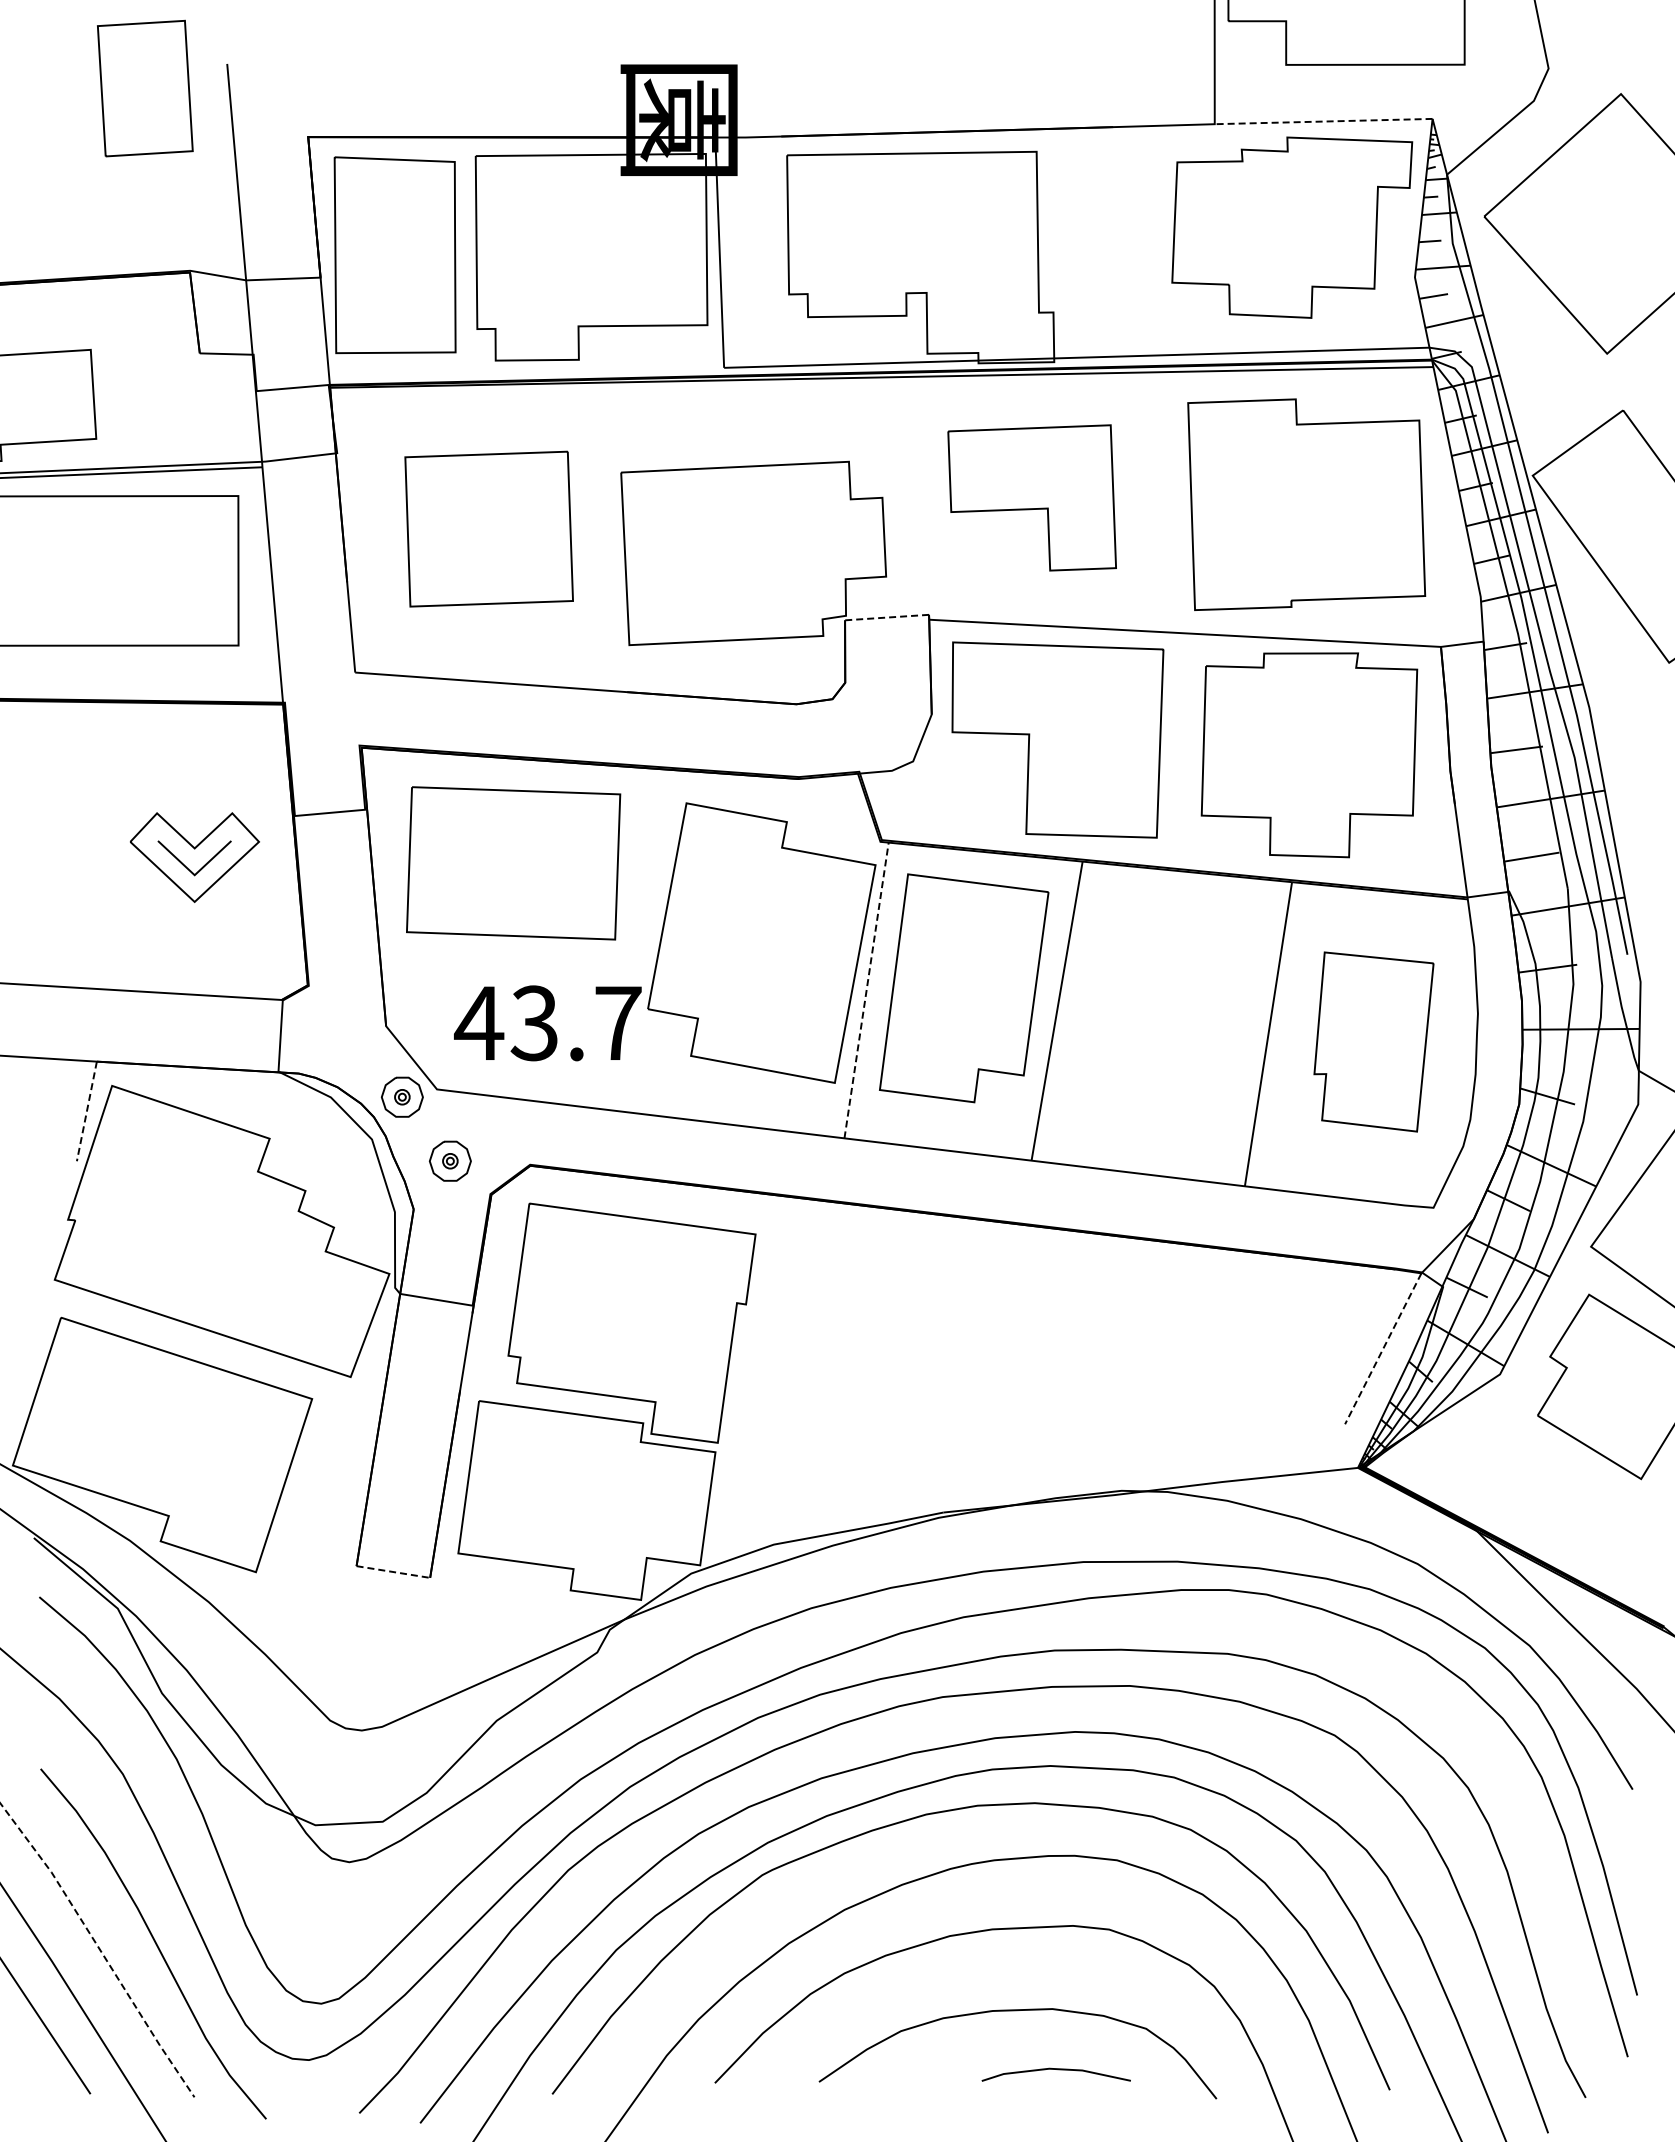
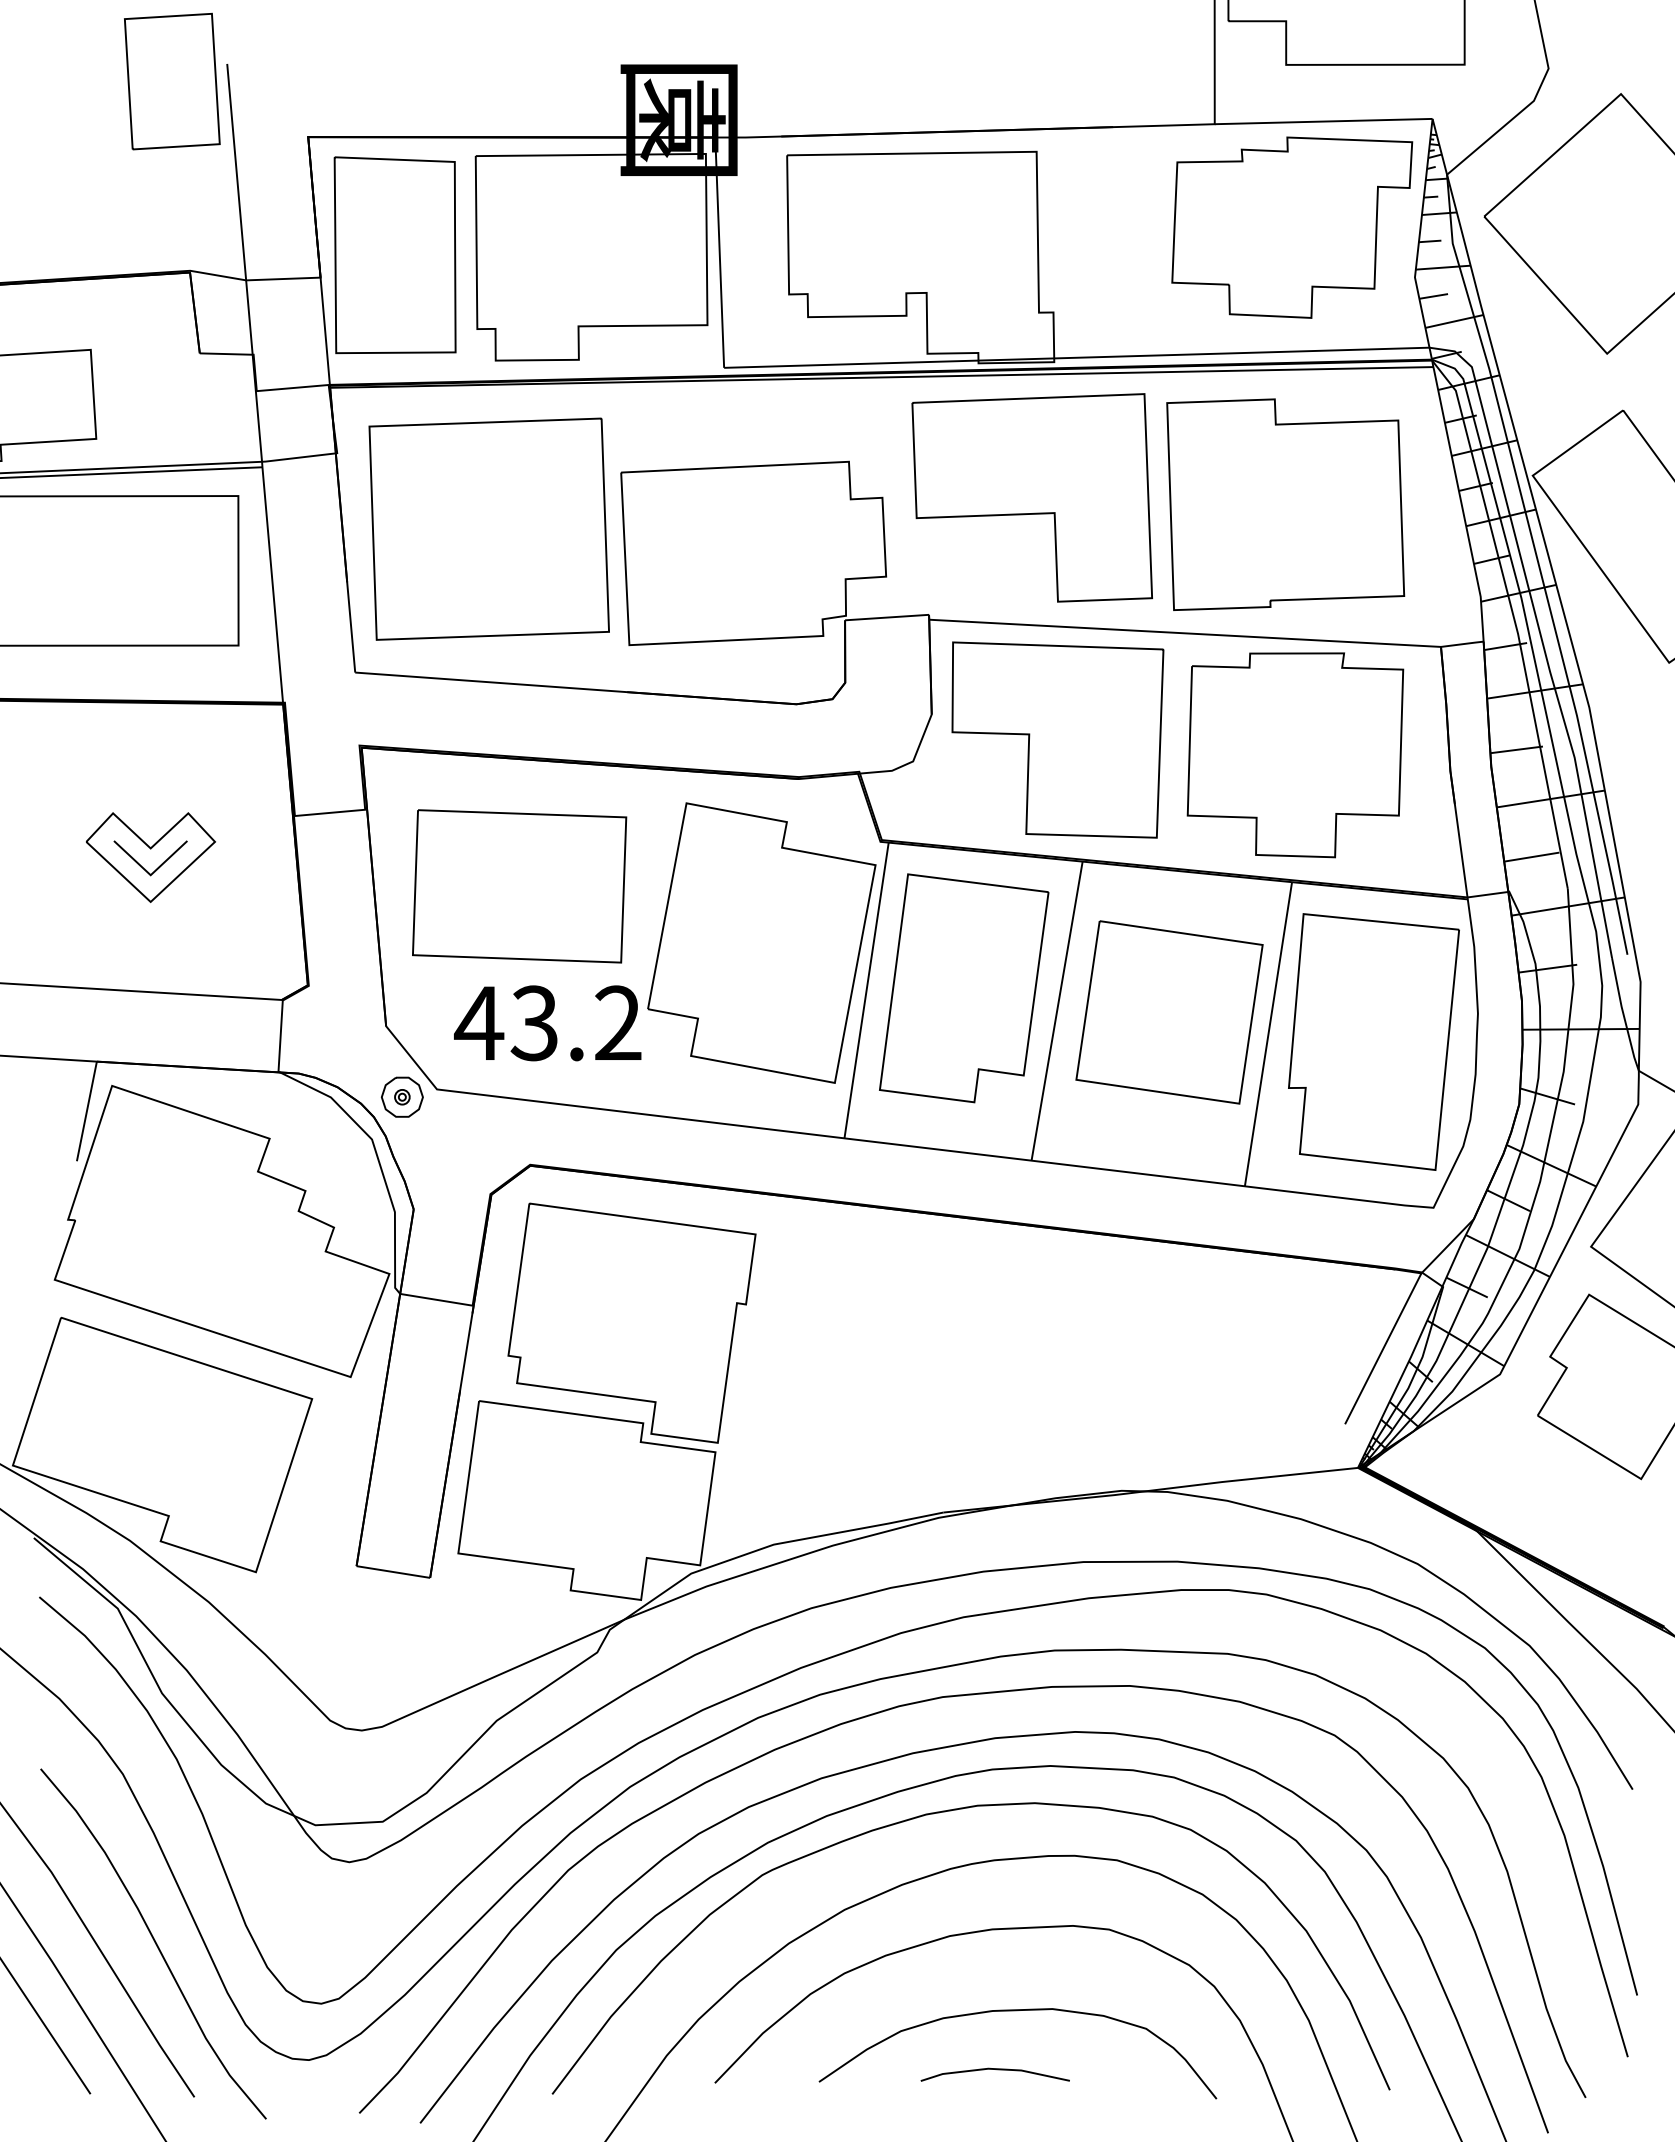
part position: (145, 88) -> (172, 81) (172, 81)
line: dashed -> solid (1323, 121)
part size: 170x148 px -> 242x210 px (1031, 497)
part position: (1306, 504) -> (1285, 504) (1285, 504)
part size: 170x158 px -> 242x224 px (488, 528)
line: dashed -> solid (886, 617)
part position: (1309, 755) -> (1295, 755) (1295, 755)
part position: (194, 857) -> (150, 857) (150, 857)
part position: (513, 863) -> (519, 886) (519, 886)
line: dashed -> solid (866, 990)
part: none -> present (1169, 1012)
text: 43.7 -> 43.2 (618, 1022)
part size: 122x182 px -> 172x258 px (1373, 1041)
line: dashed -> solid (86, 1111)
part: present -> none (449, 1160)
line: dashed -> solid (1383, 1348)
line: dashed -> solid (393, 1572)
line: dashed -> solid (99, 1949)
line position: (1057, 2070) -> (996, 2070) (996, 2070)
